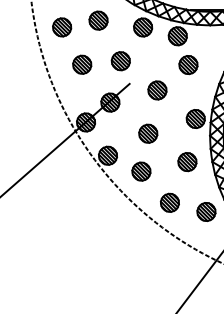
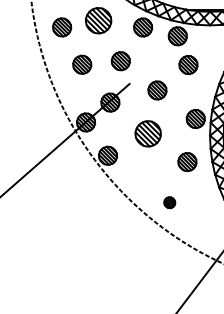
part size: 21x21 px -> 28x28 px (98, 20)
part size: 21x21 px -> 28x28 px (147, 133)
part: present -> none (141, 171)
part size: 21x21 px -> 14x14 px (169, 202)
part: present -> none (206, 211)
